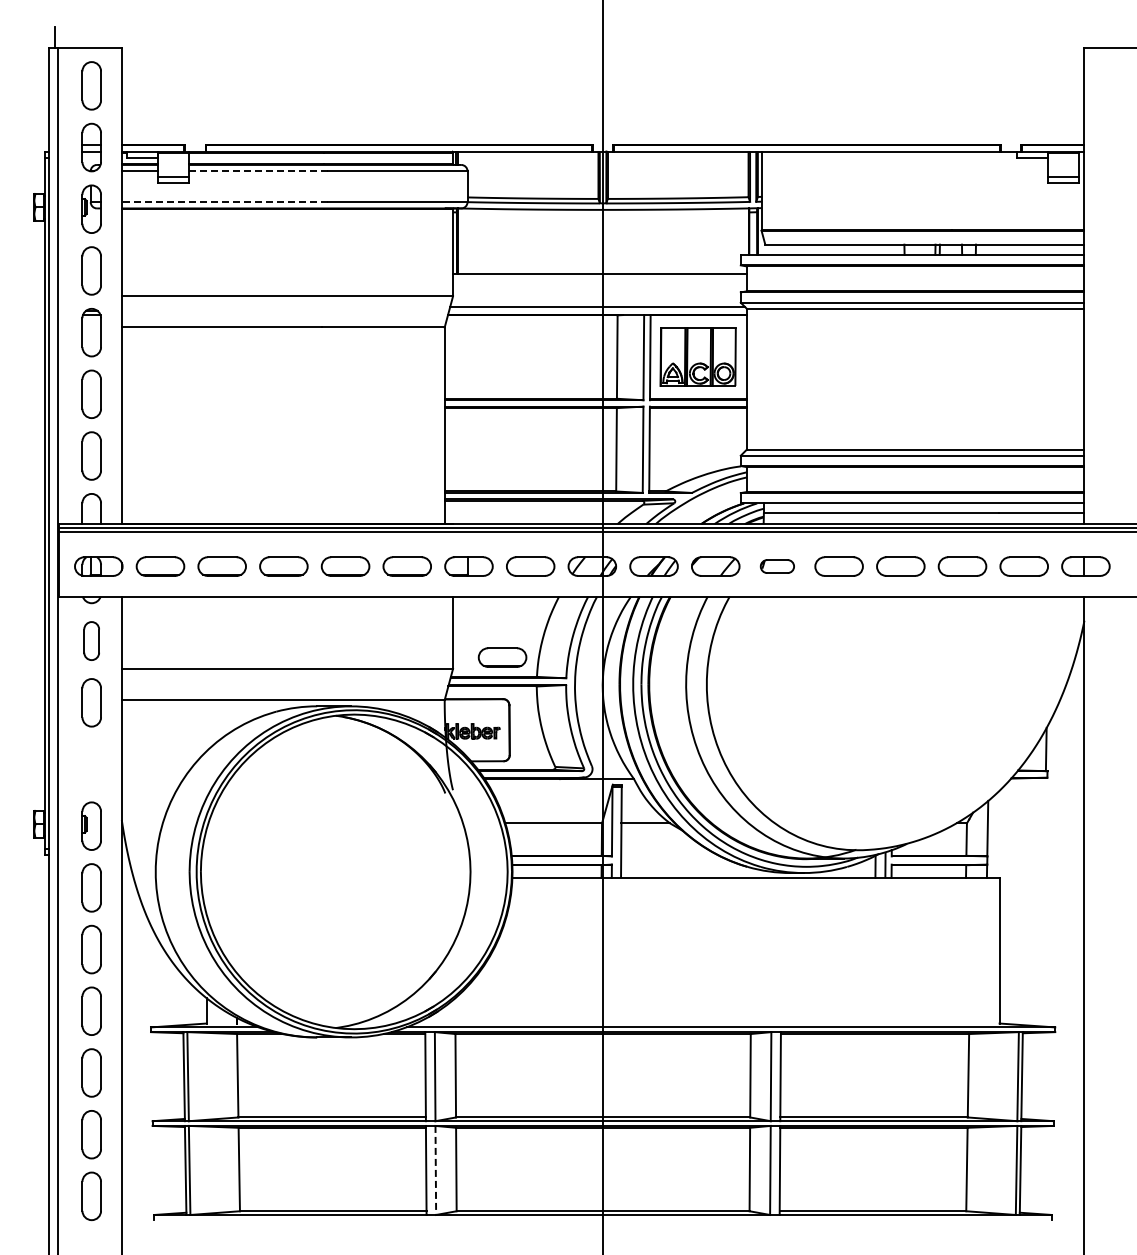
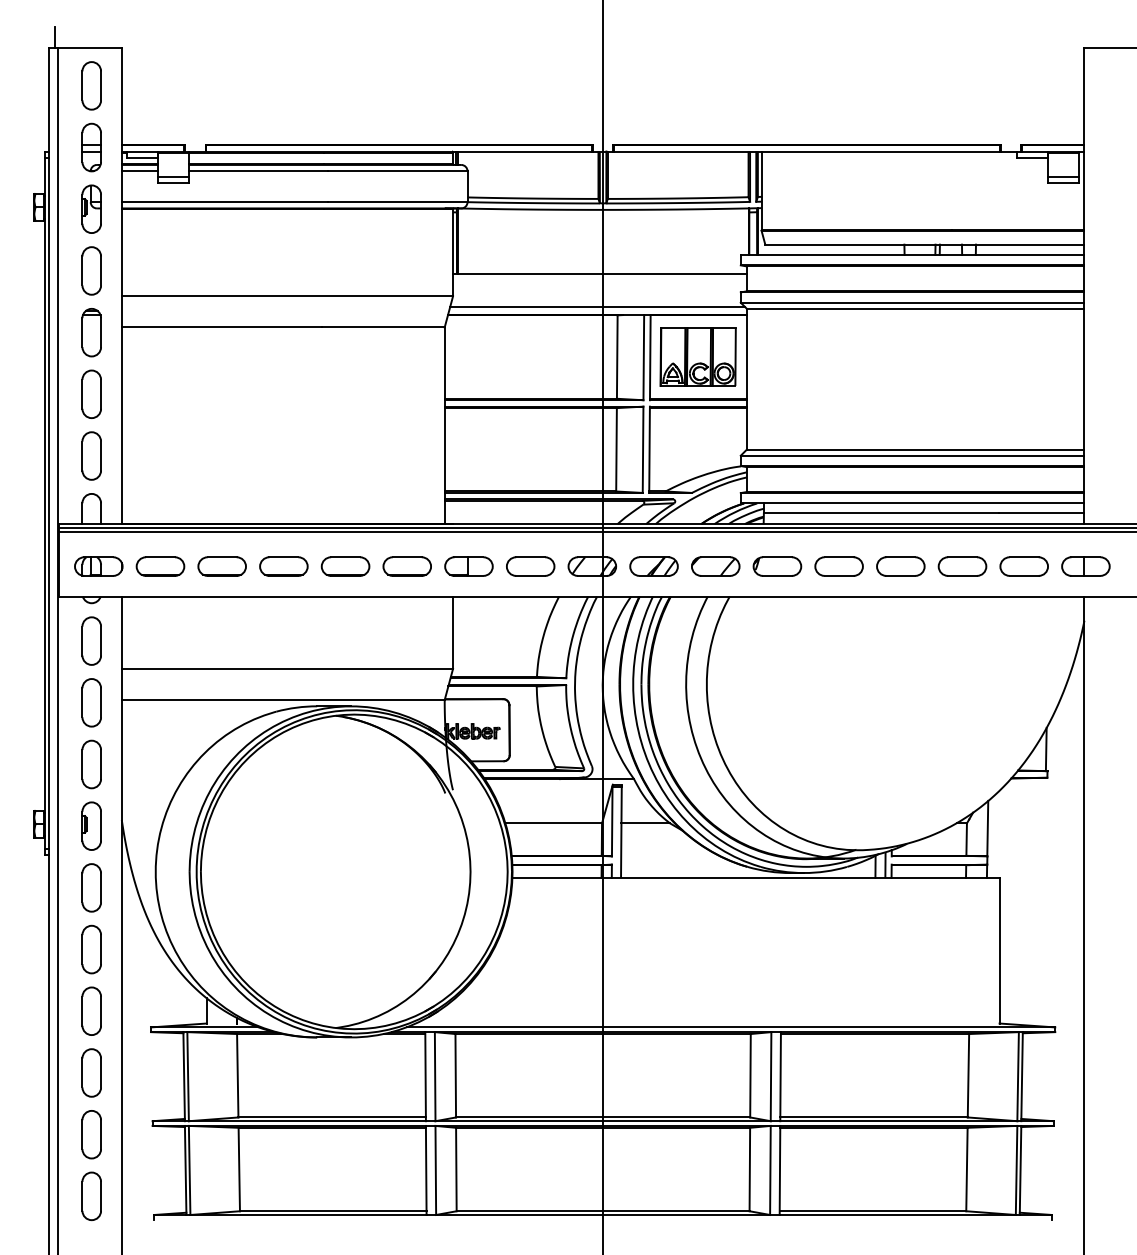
line: dashed -> solid (258, 171)
line: dashed -> solid (224, 202)
part size: 36x15 px -> 51x21 px (777, 566)
part size: 17x40 px -> 21x50 px (91, 640)
part: present -> none (502, 657)
part: none -> present (91, 764)
line: dashed -> solid (435, 1170)
